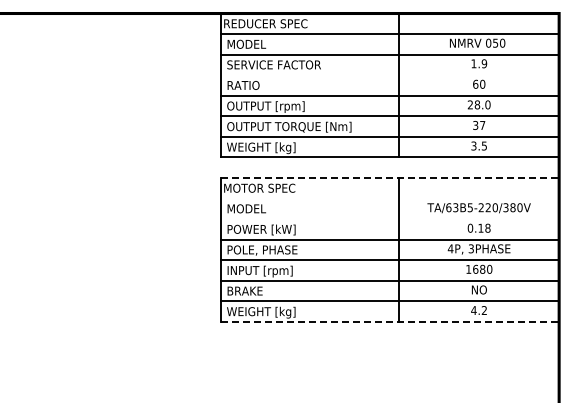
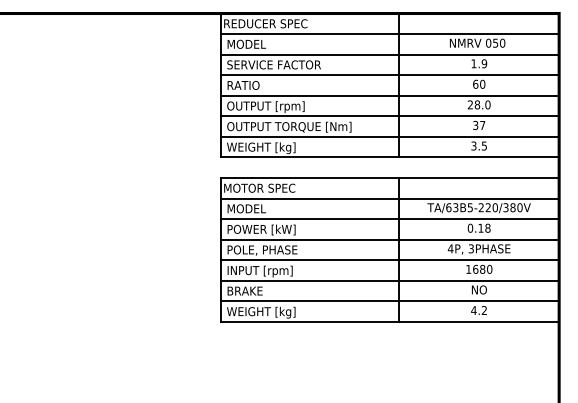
line: none -> present (389, 75)
line: dashed -> solid (390, 178)
line: none -> present (389, 198)
line: none -> present (389, 219)
line: dashed -> solid (390, 321)
